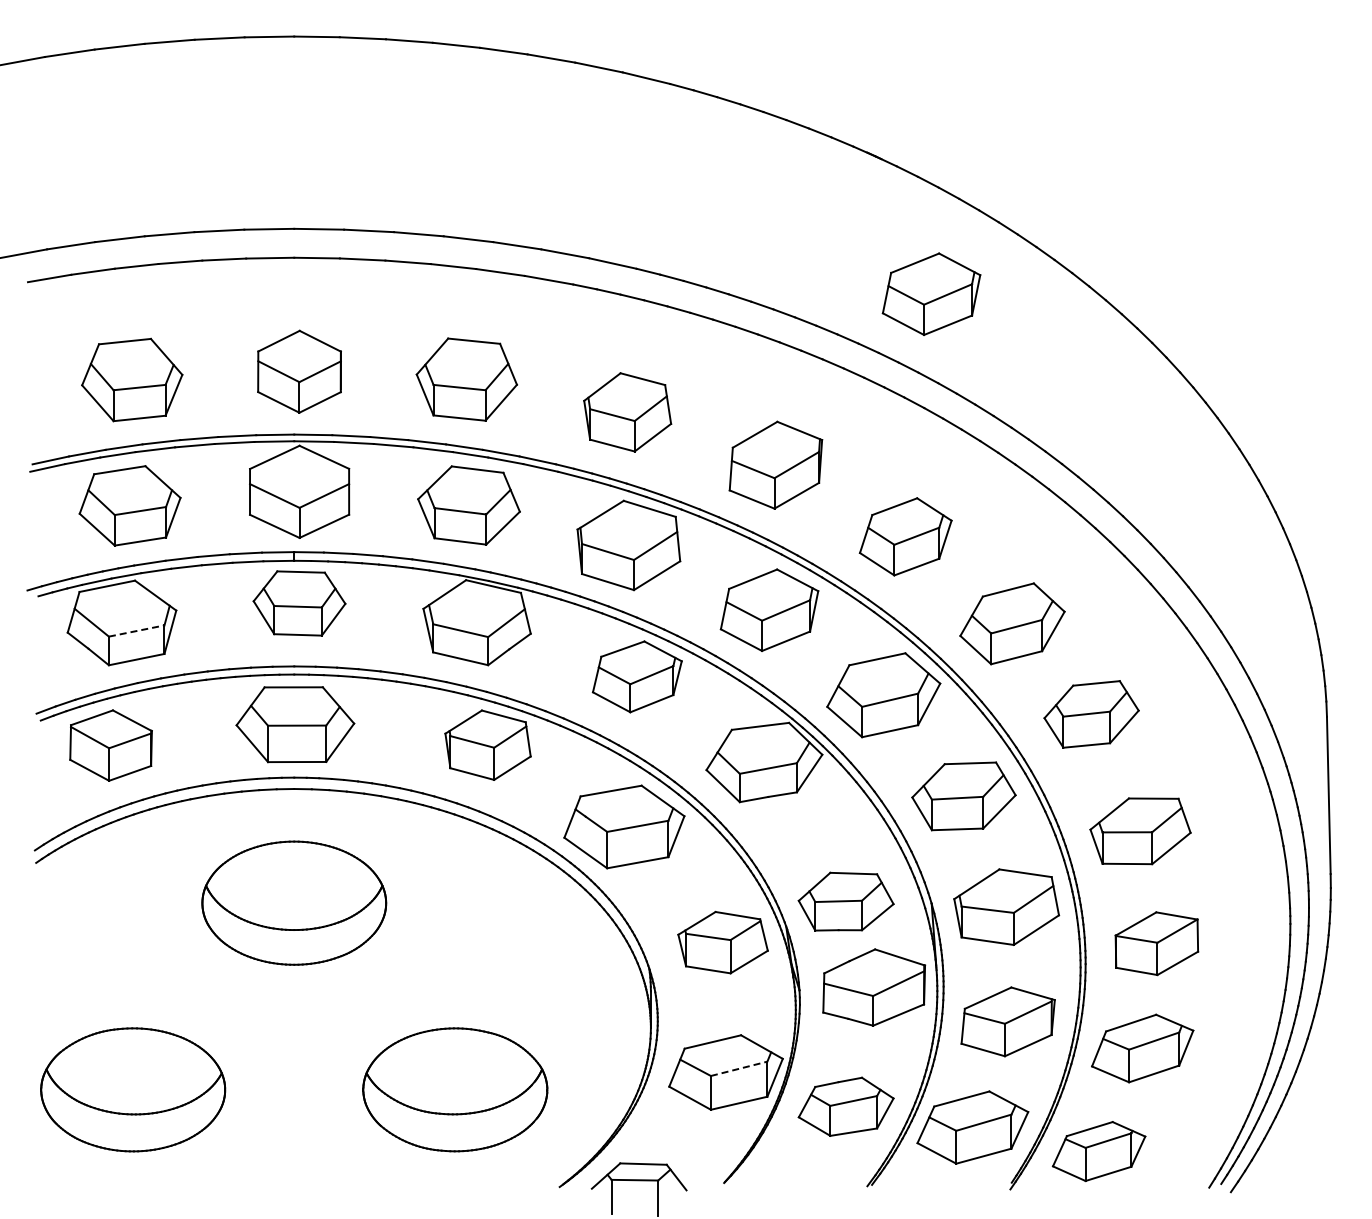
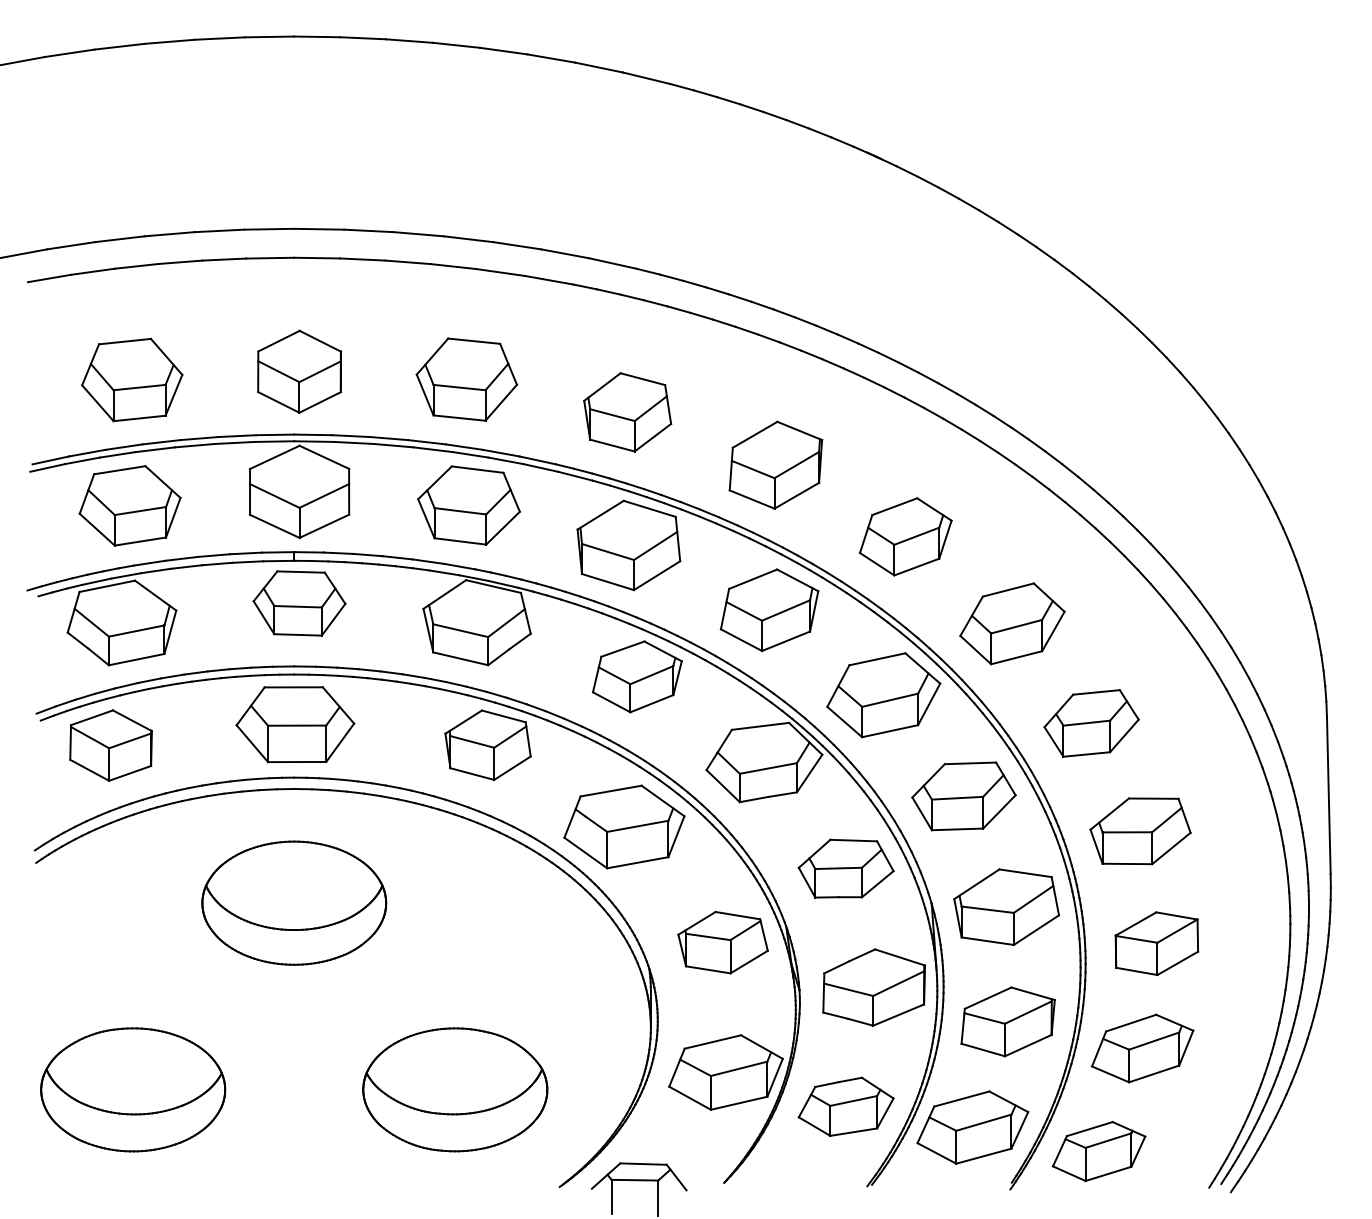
part: present -> none (931, 293)
line: dashed -> solid (137, 630)
part position: (1091, 714) -> (1091, 723) (1091, 723)
part position: (845, 901) -> (845, 868) (845, 868)
line: dashed -> solid (739, 1068)
